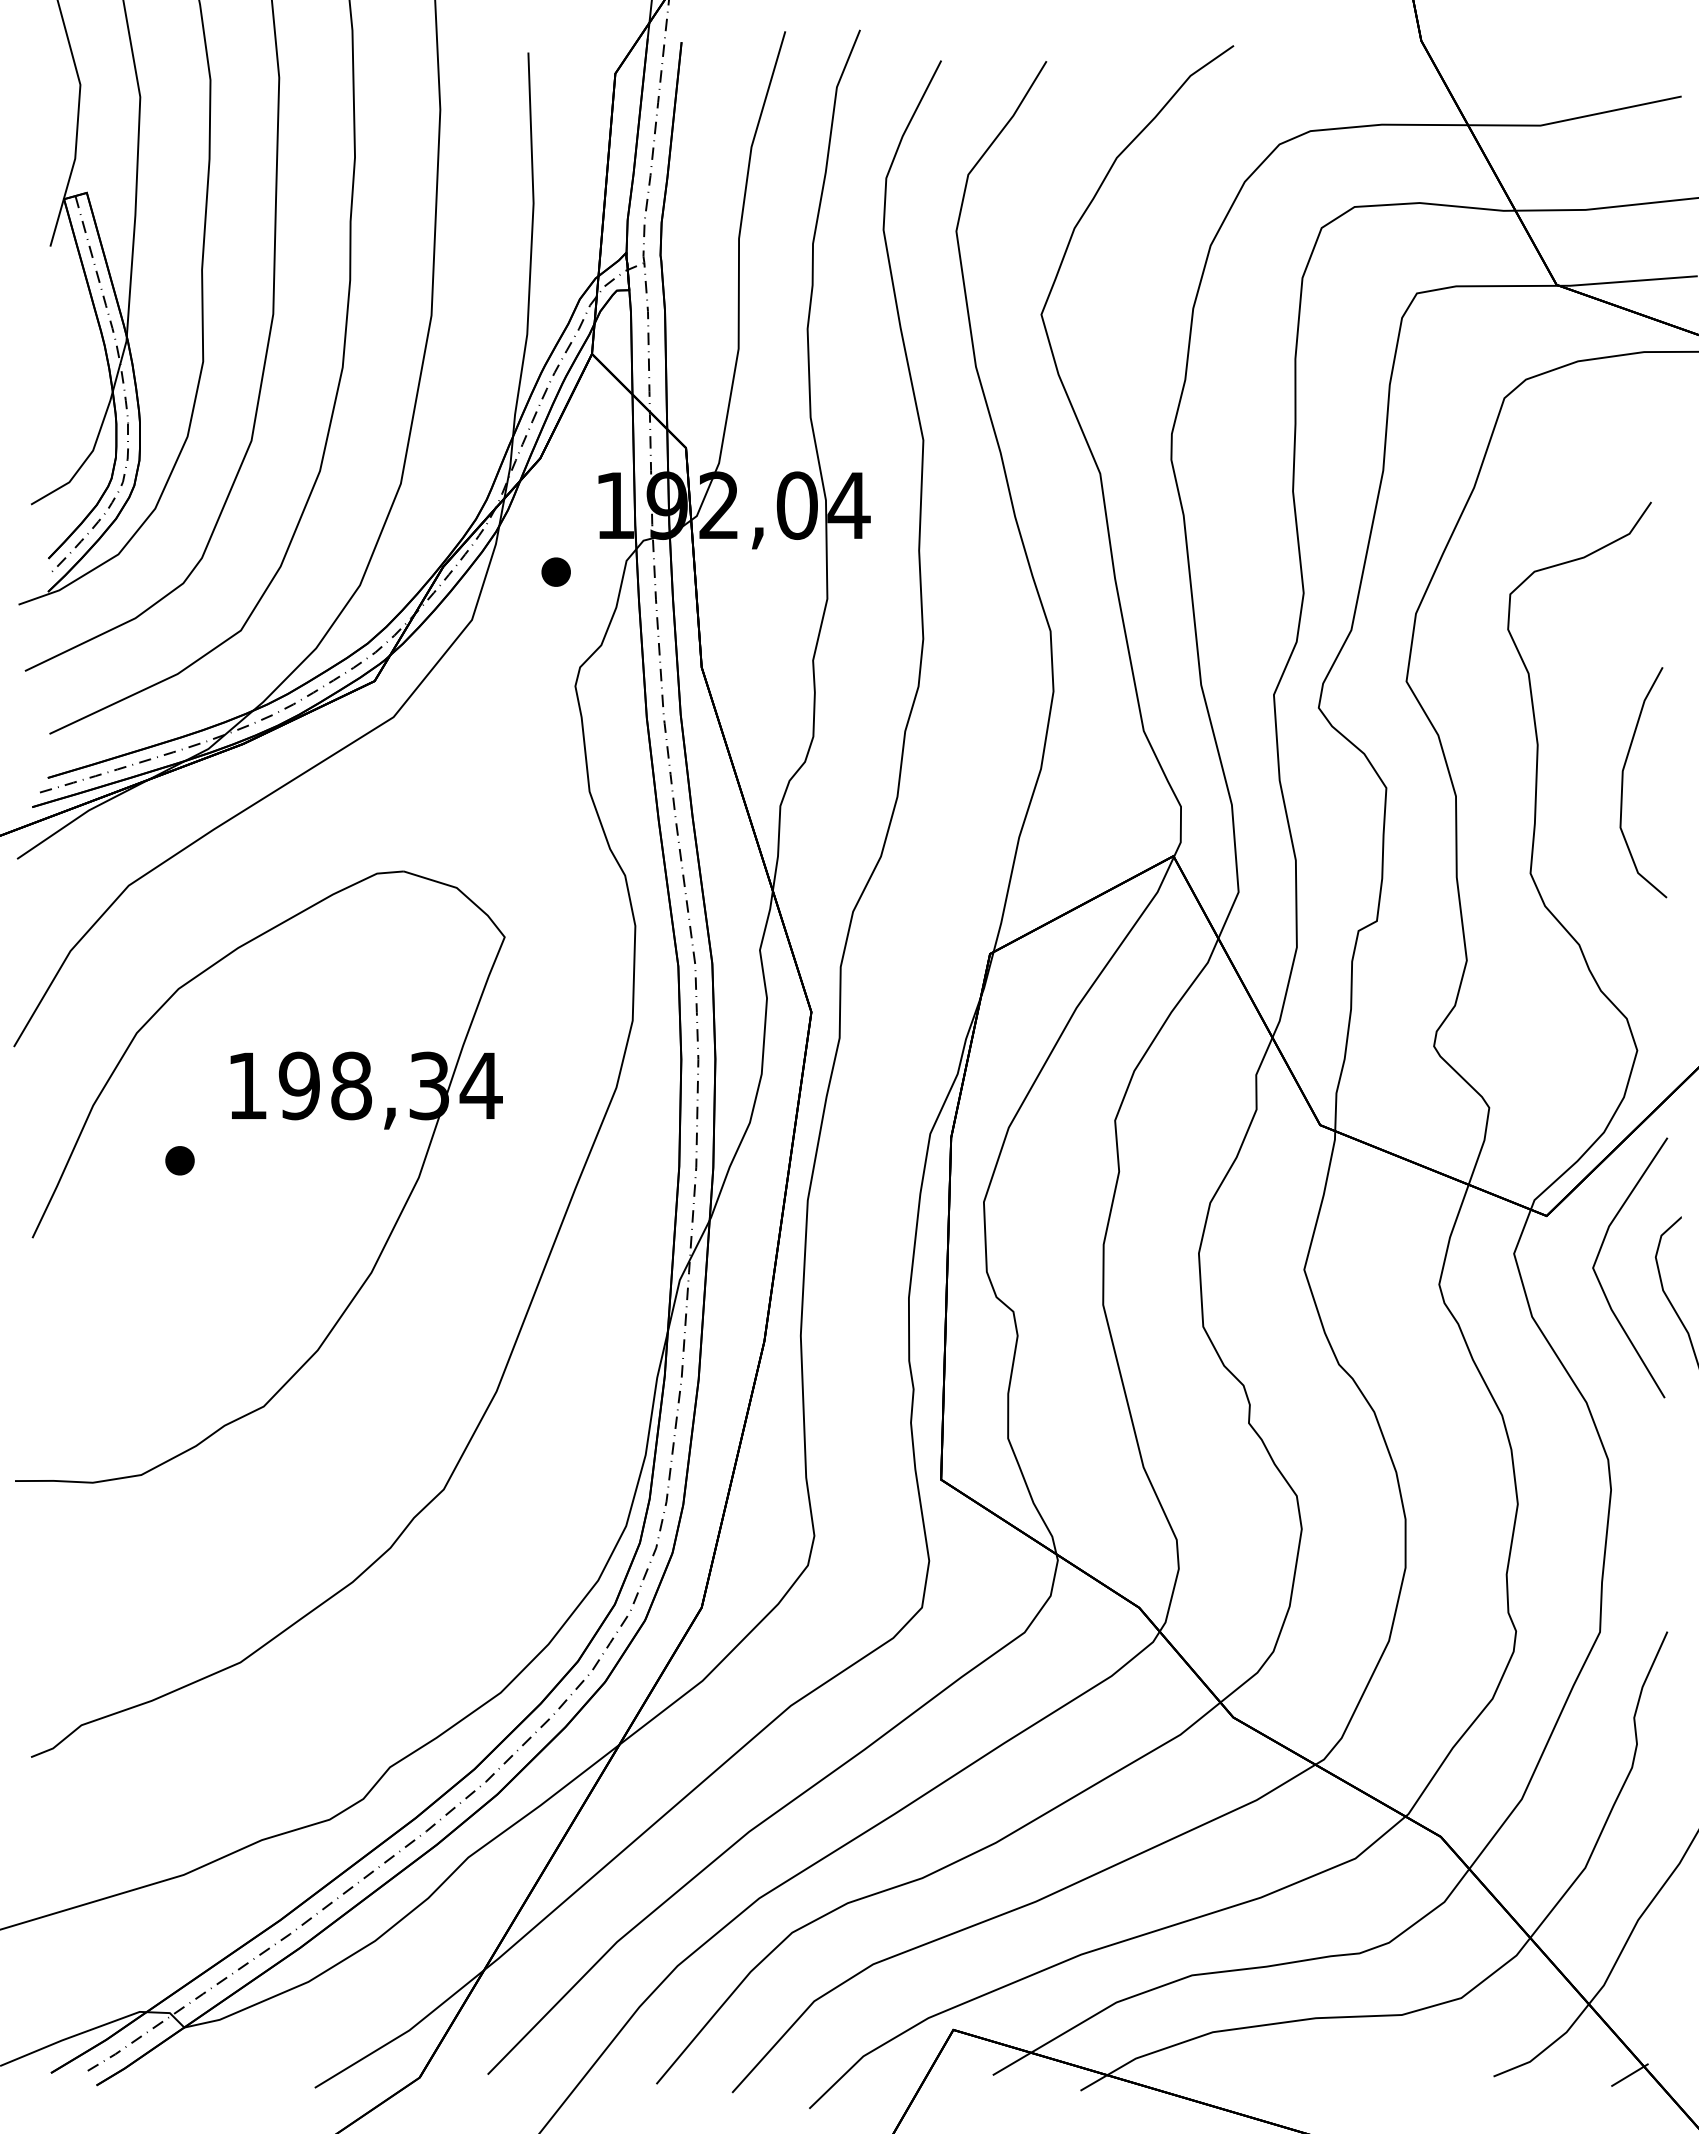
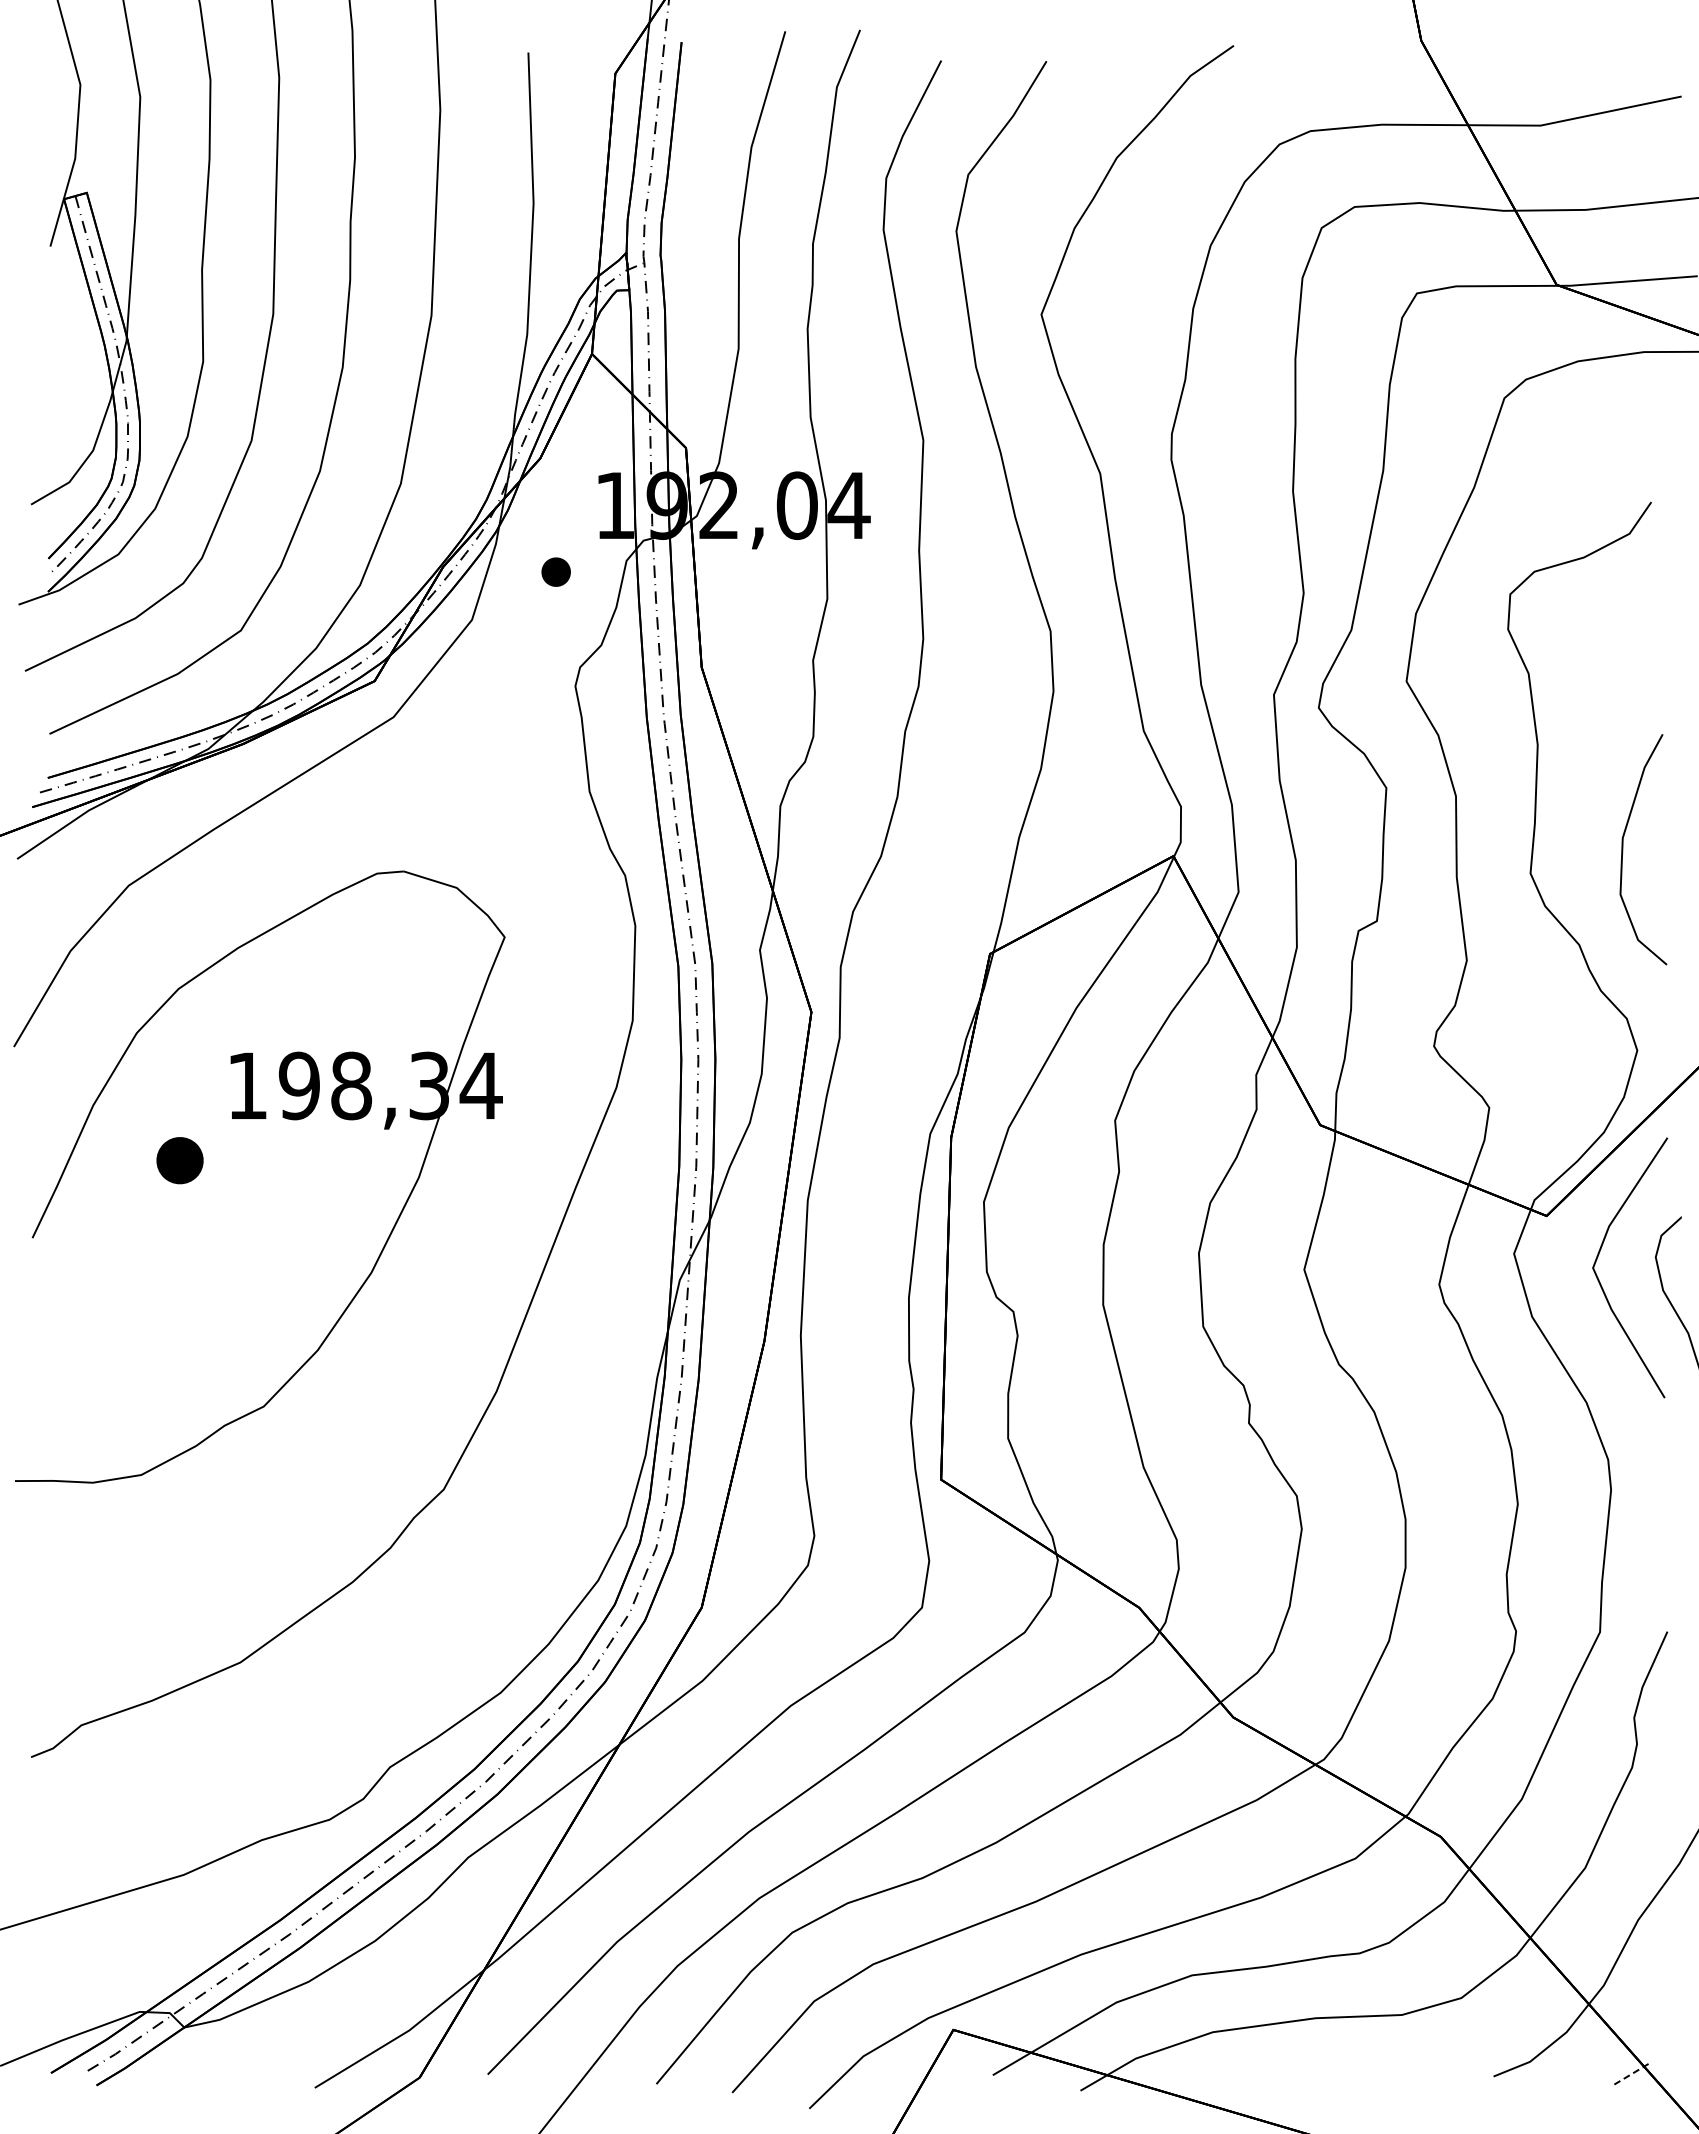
curve position: (1623, 782) -> (1623, 849) (1623, 849)
part size: 30x30 px -> 48x48 px (179, 1160)
line: solid -> dashed (1629, 2075)
